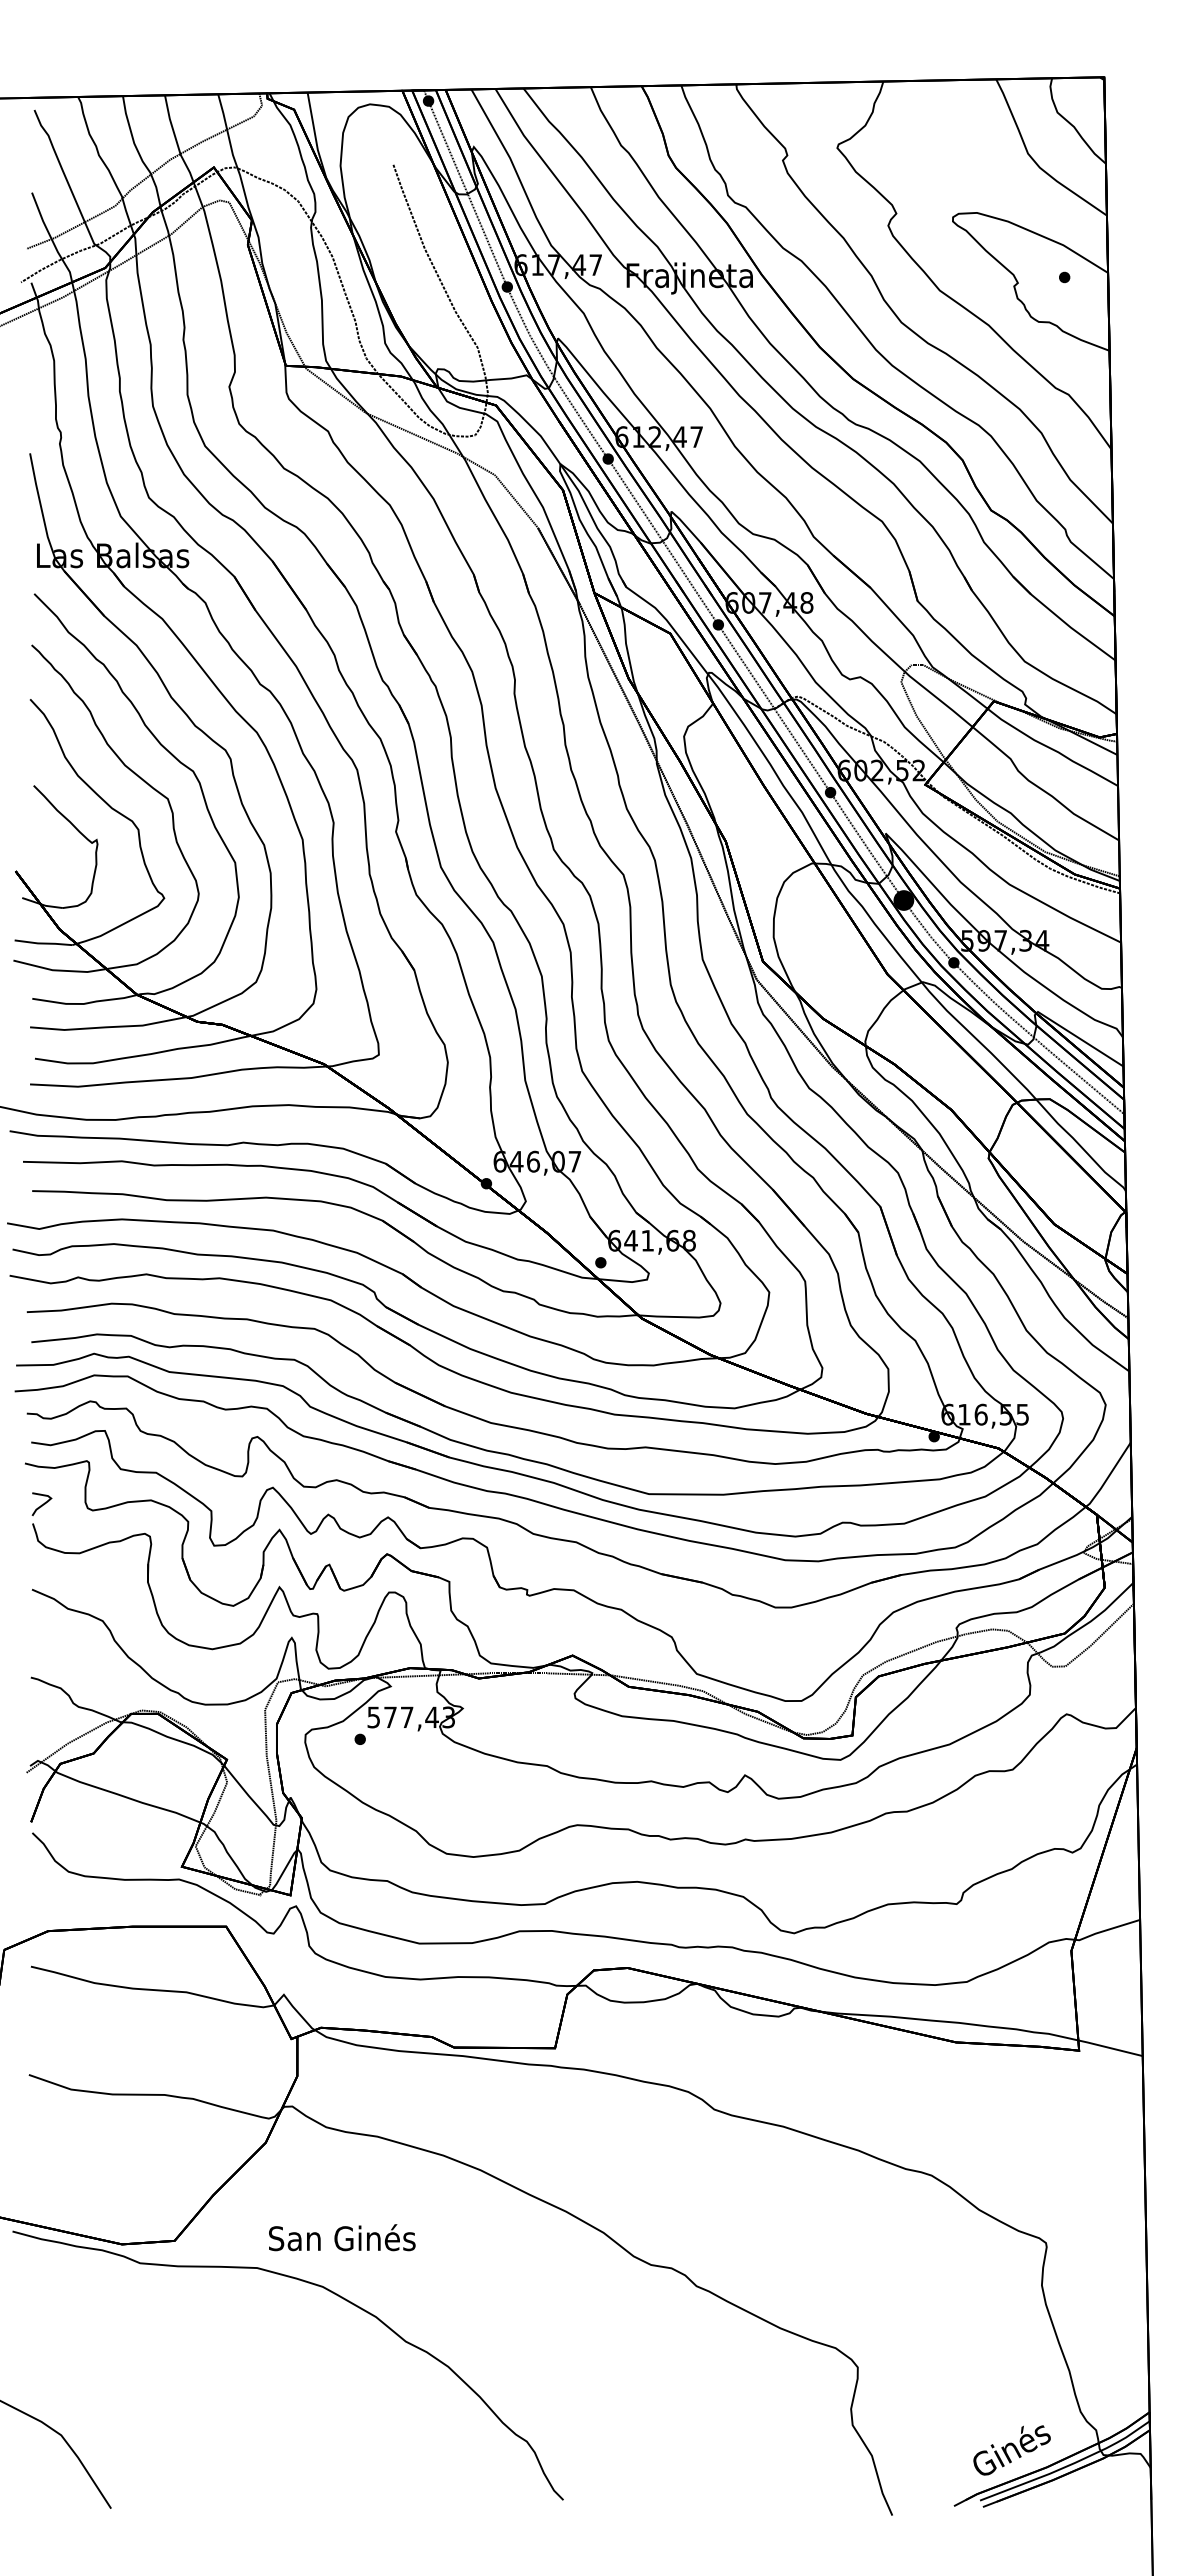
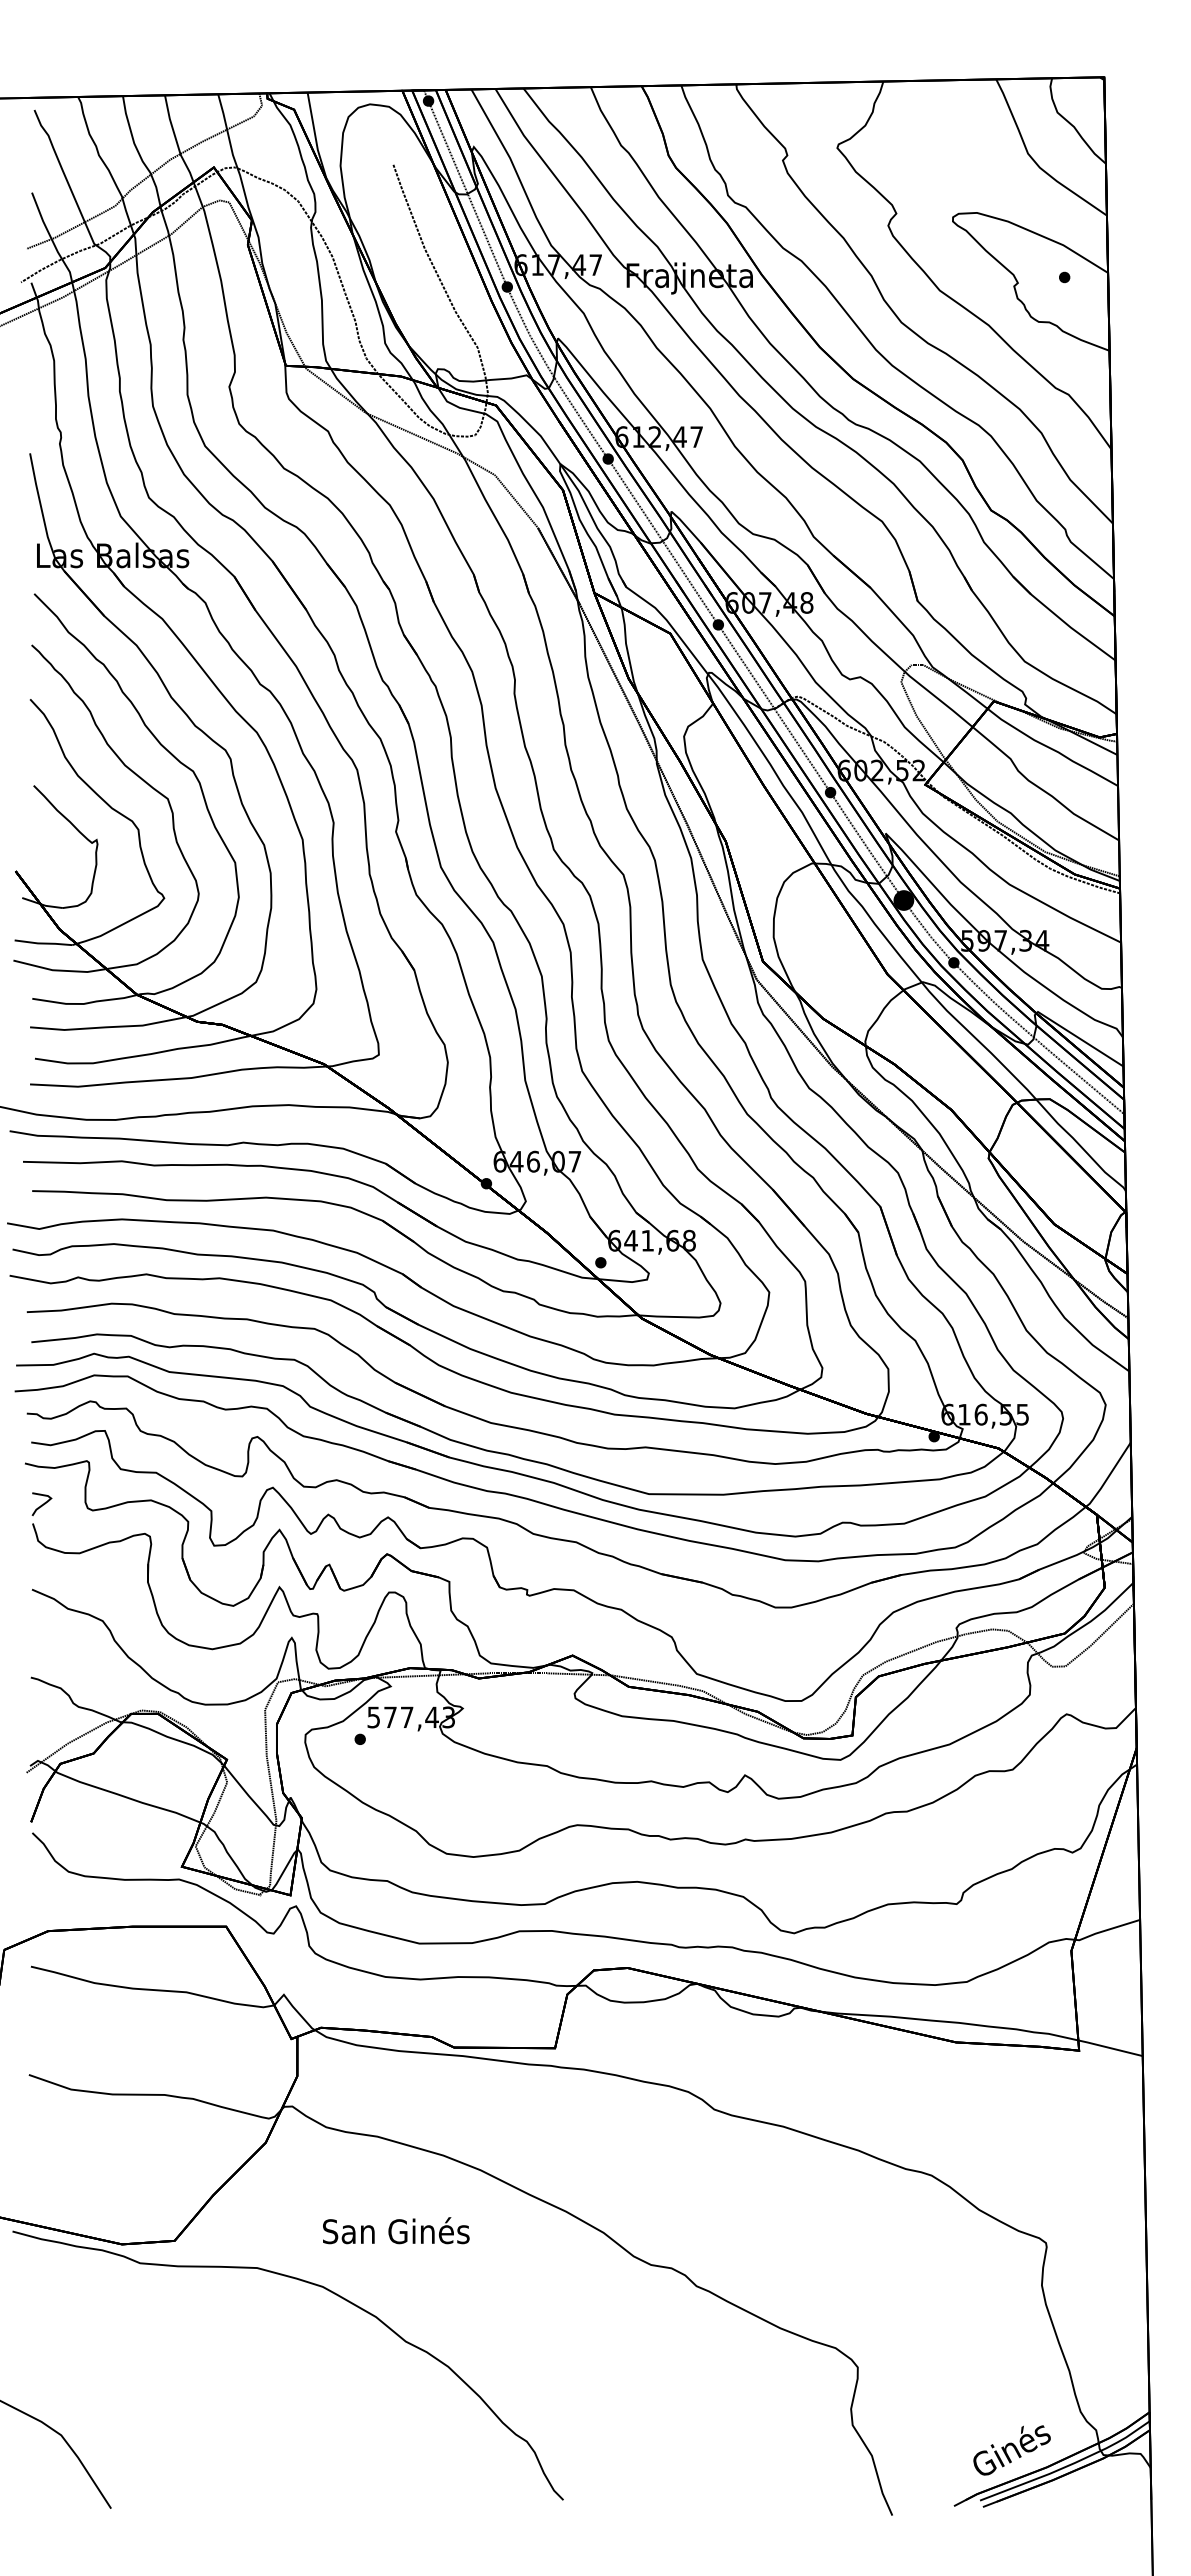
text position: (342, 2237) -> (396, 2230) (396, 2230)
